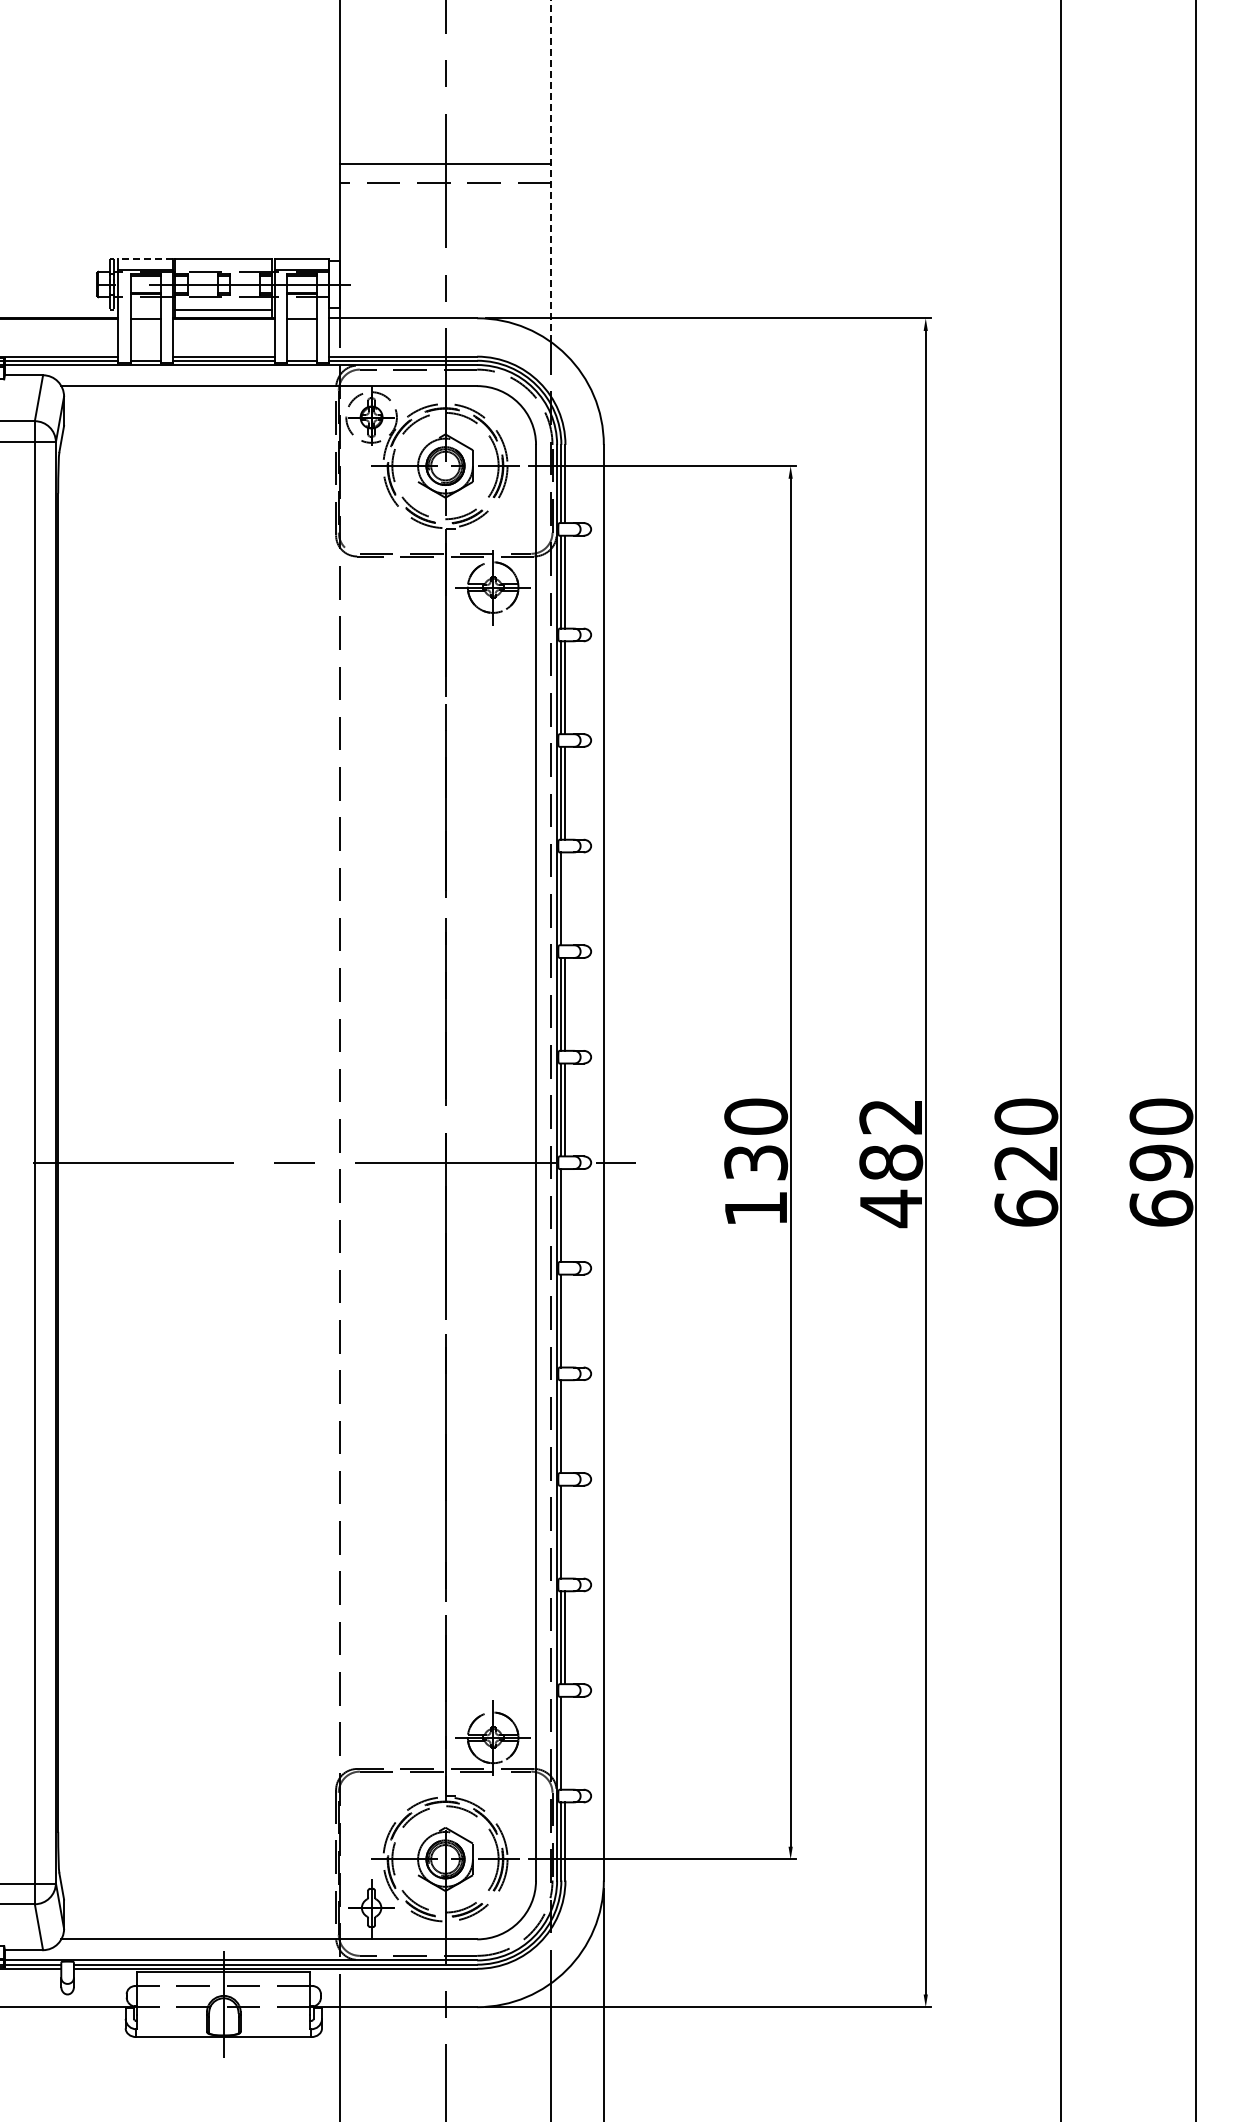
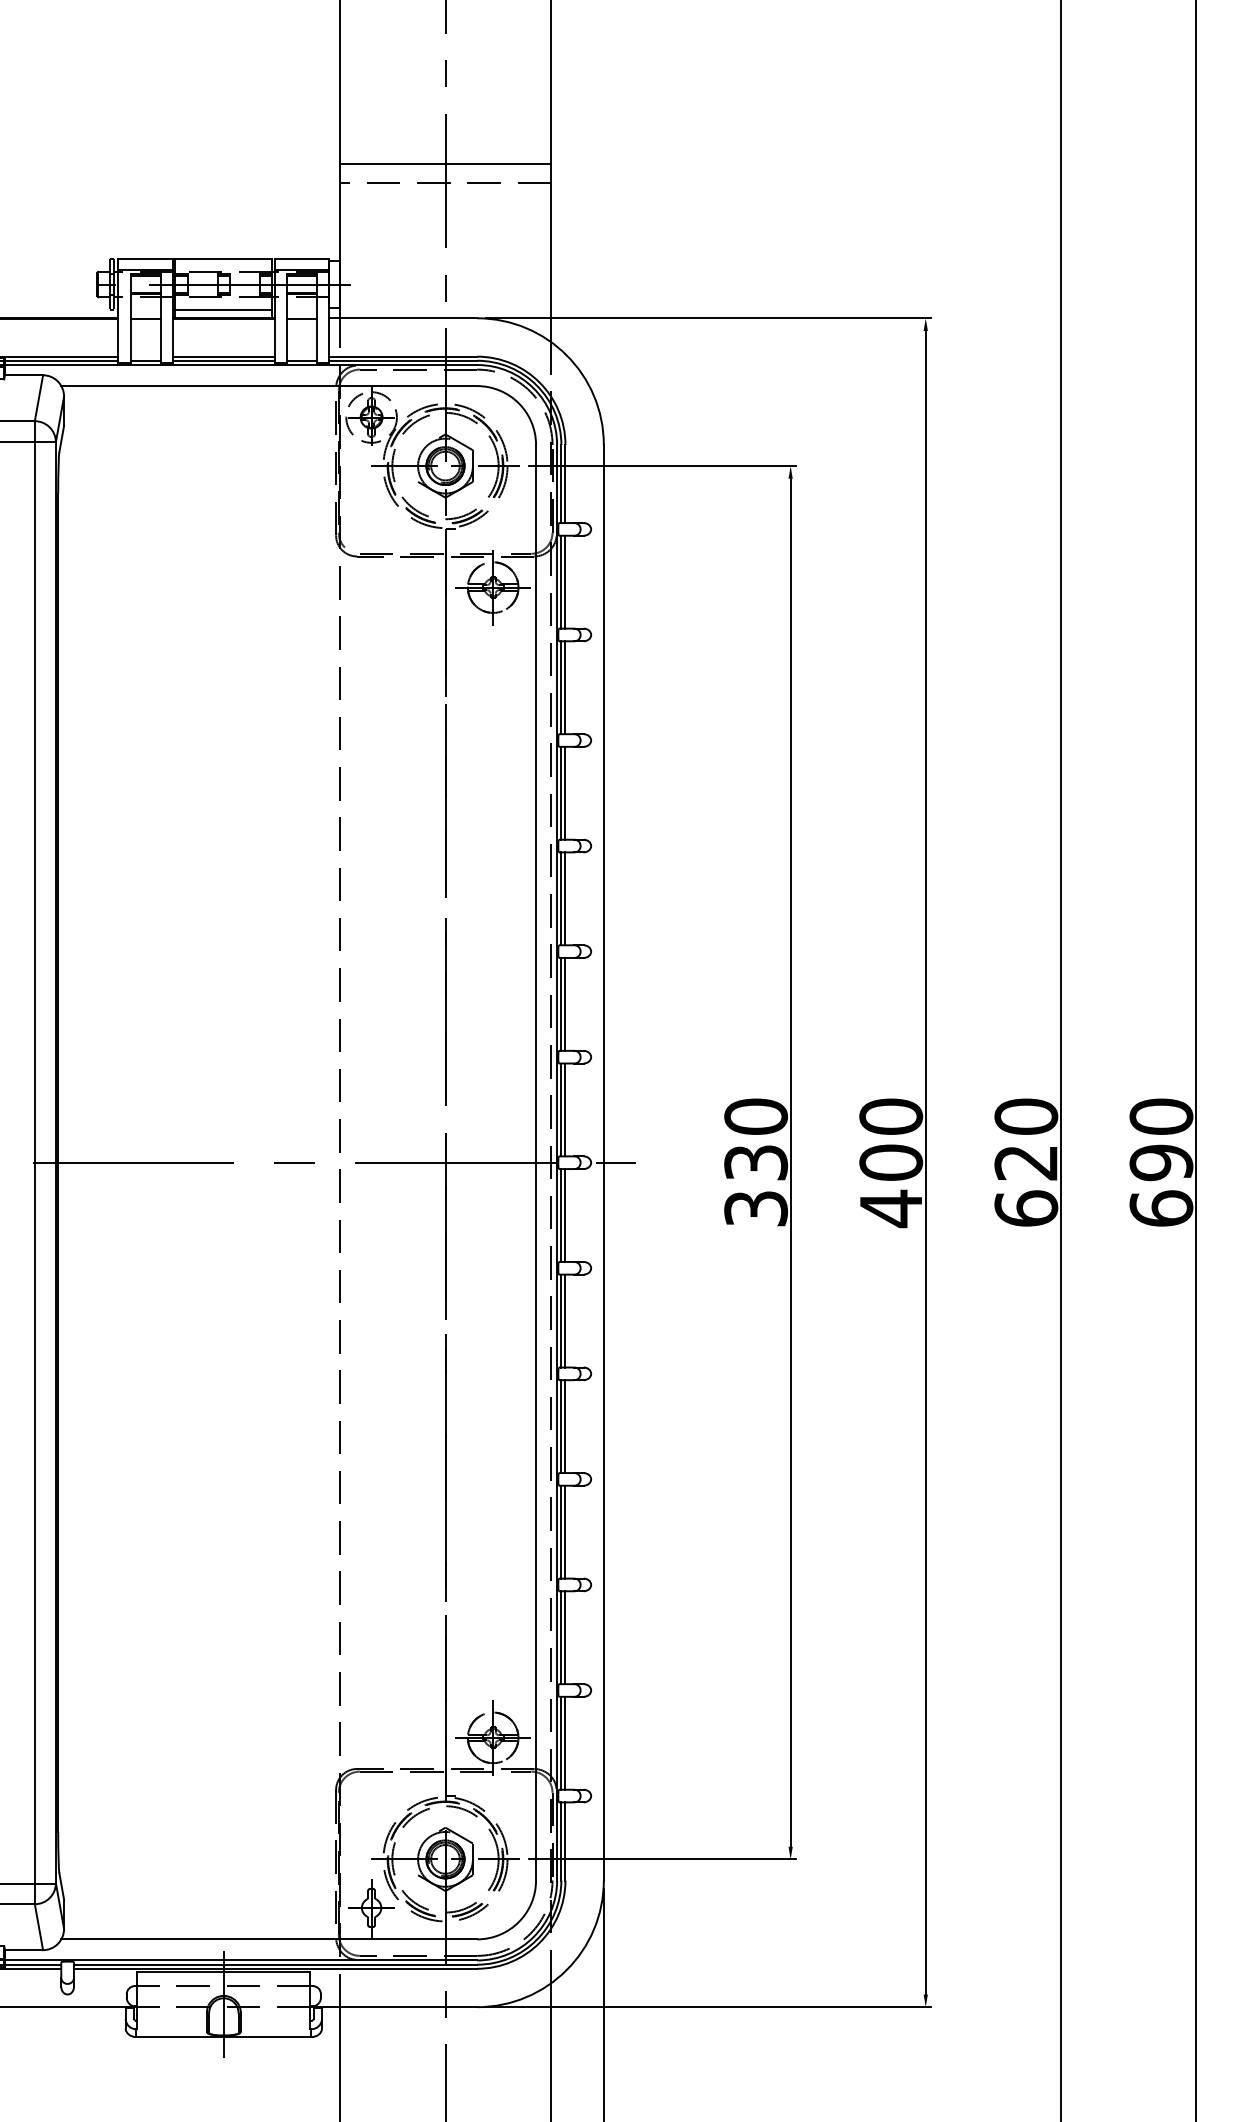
line: dashed -> solid (551, 171)
line: dashed -> solid (145, 259)
line: none -> present (565, 898)
text: 482 -> 400 (891, 1139)
text: 130 -> 330 (756, 1208)
line: none -> present (565, 1215)
line: none -> present (565, 1320)
line: none -> present (565, 1426)
line: none -> present (565, 1531)
line: none -> present (565, 1742)
